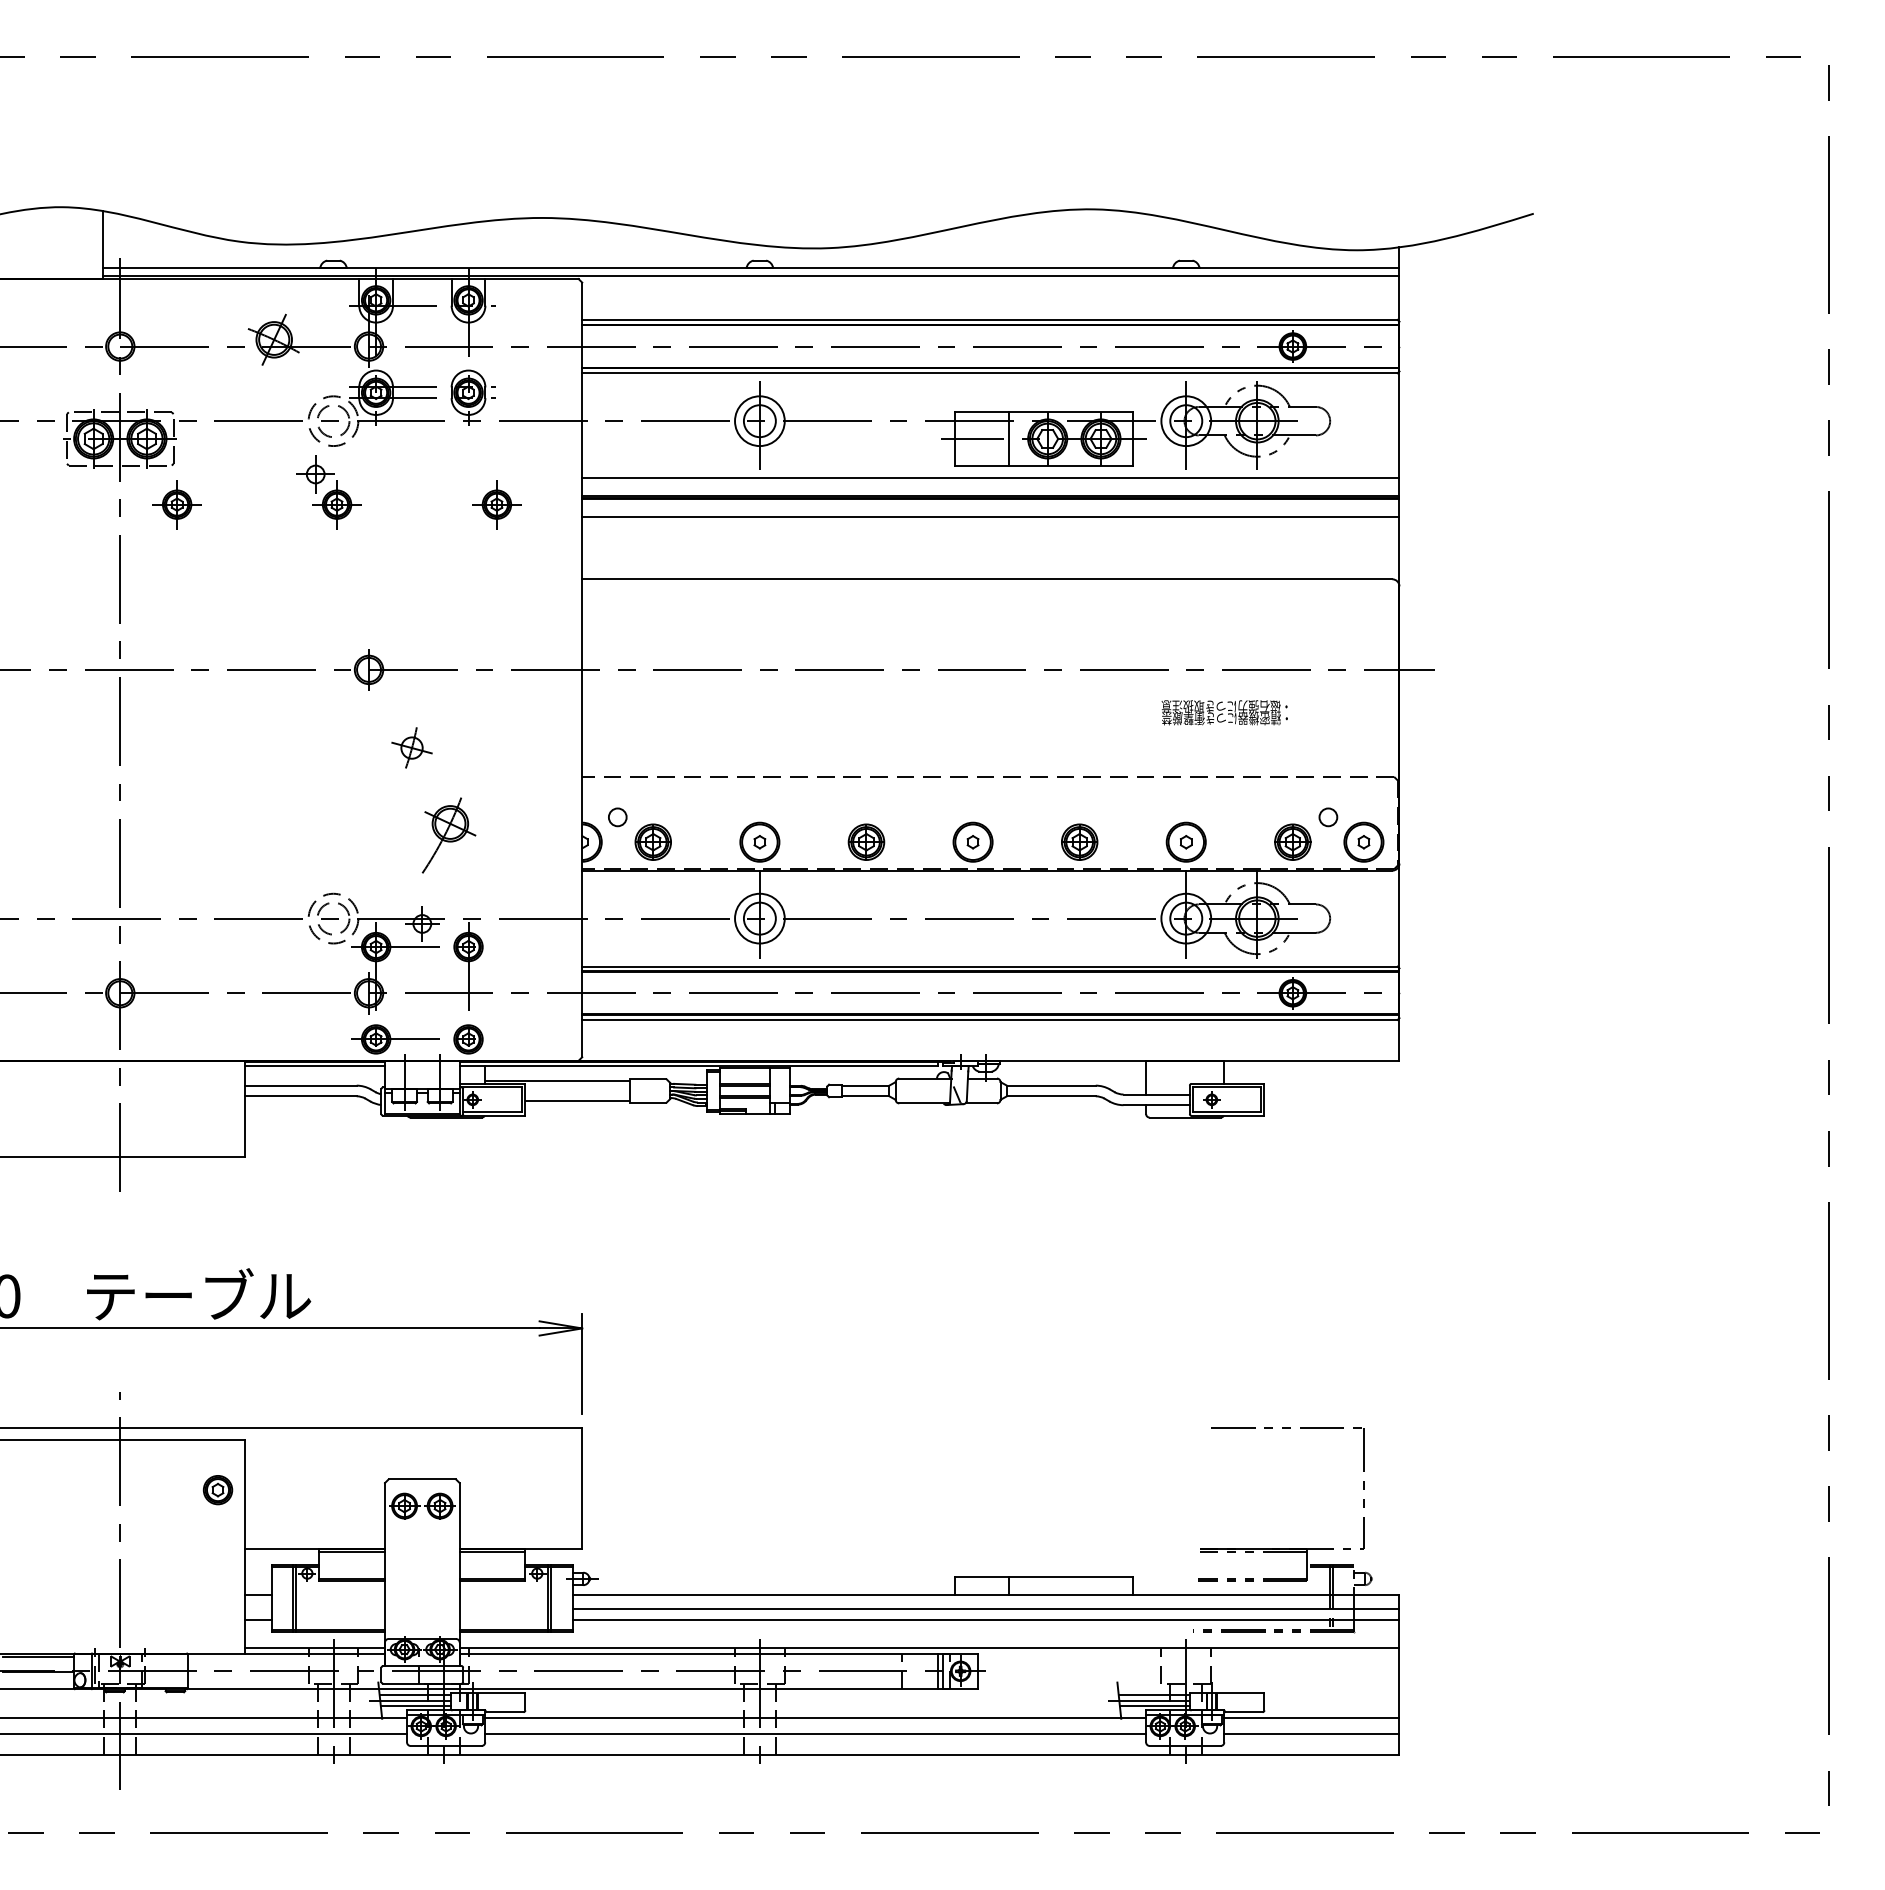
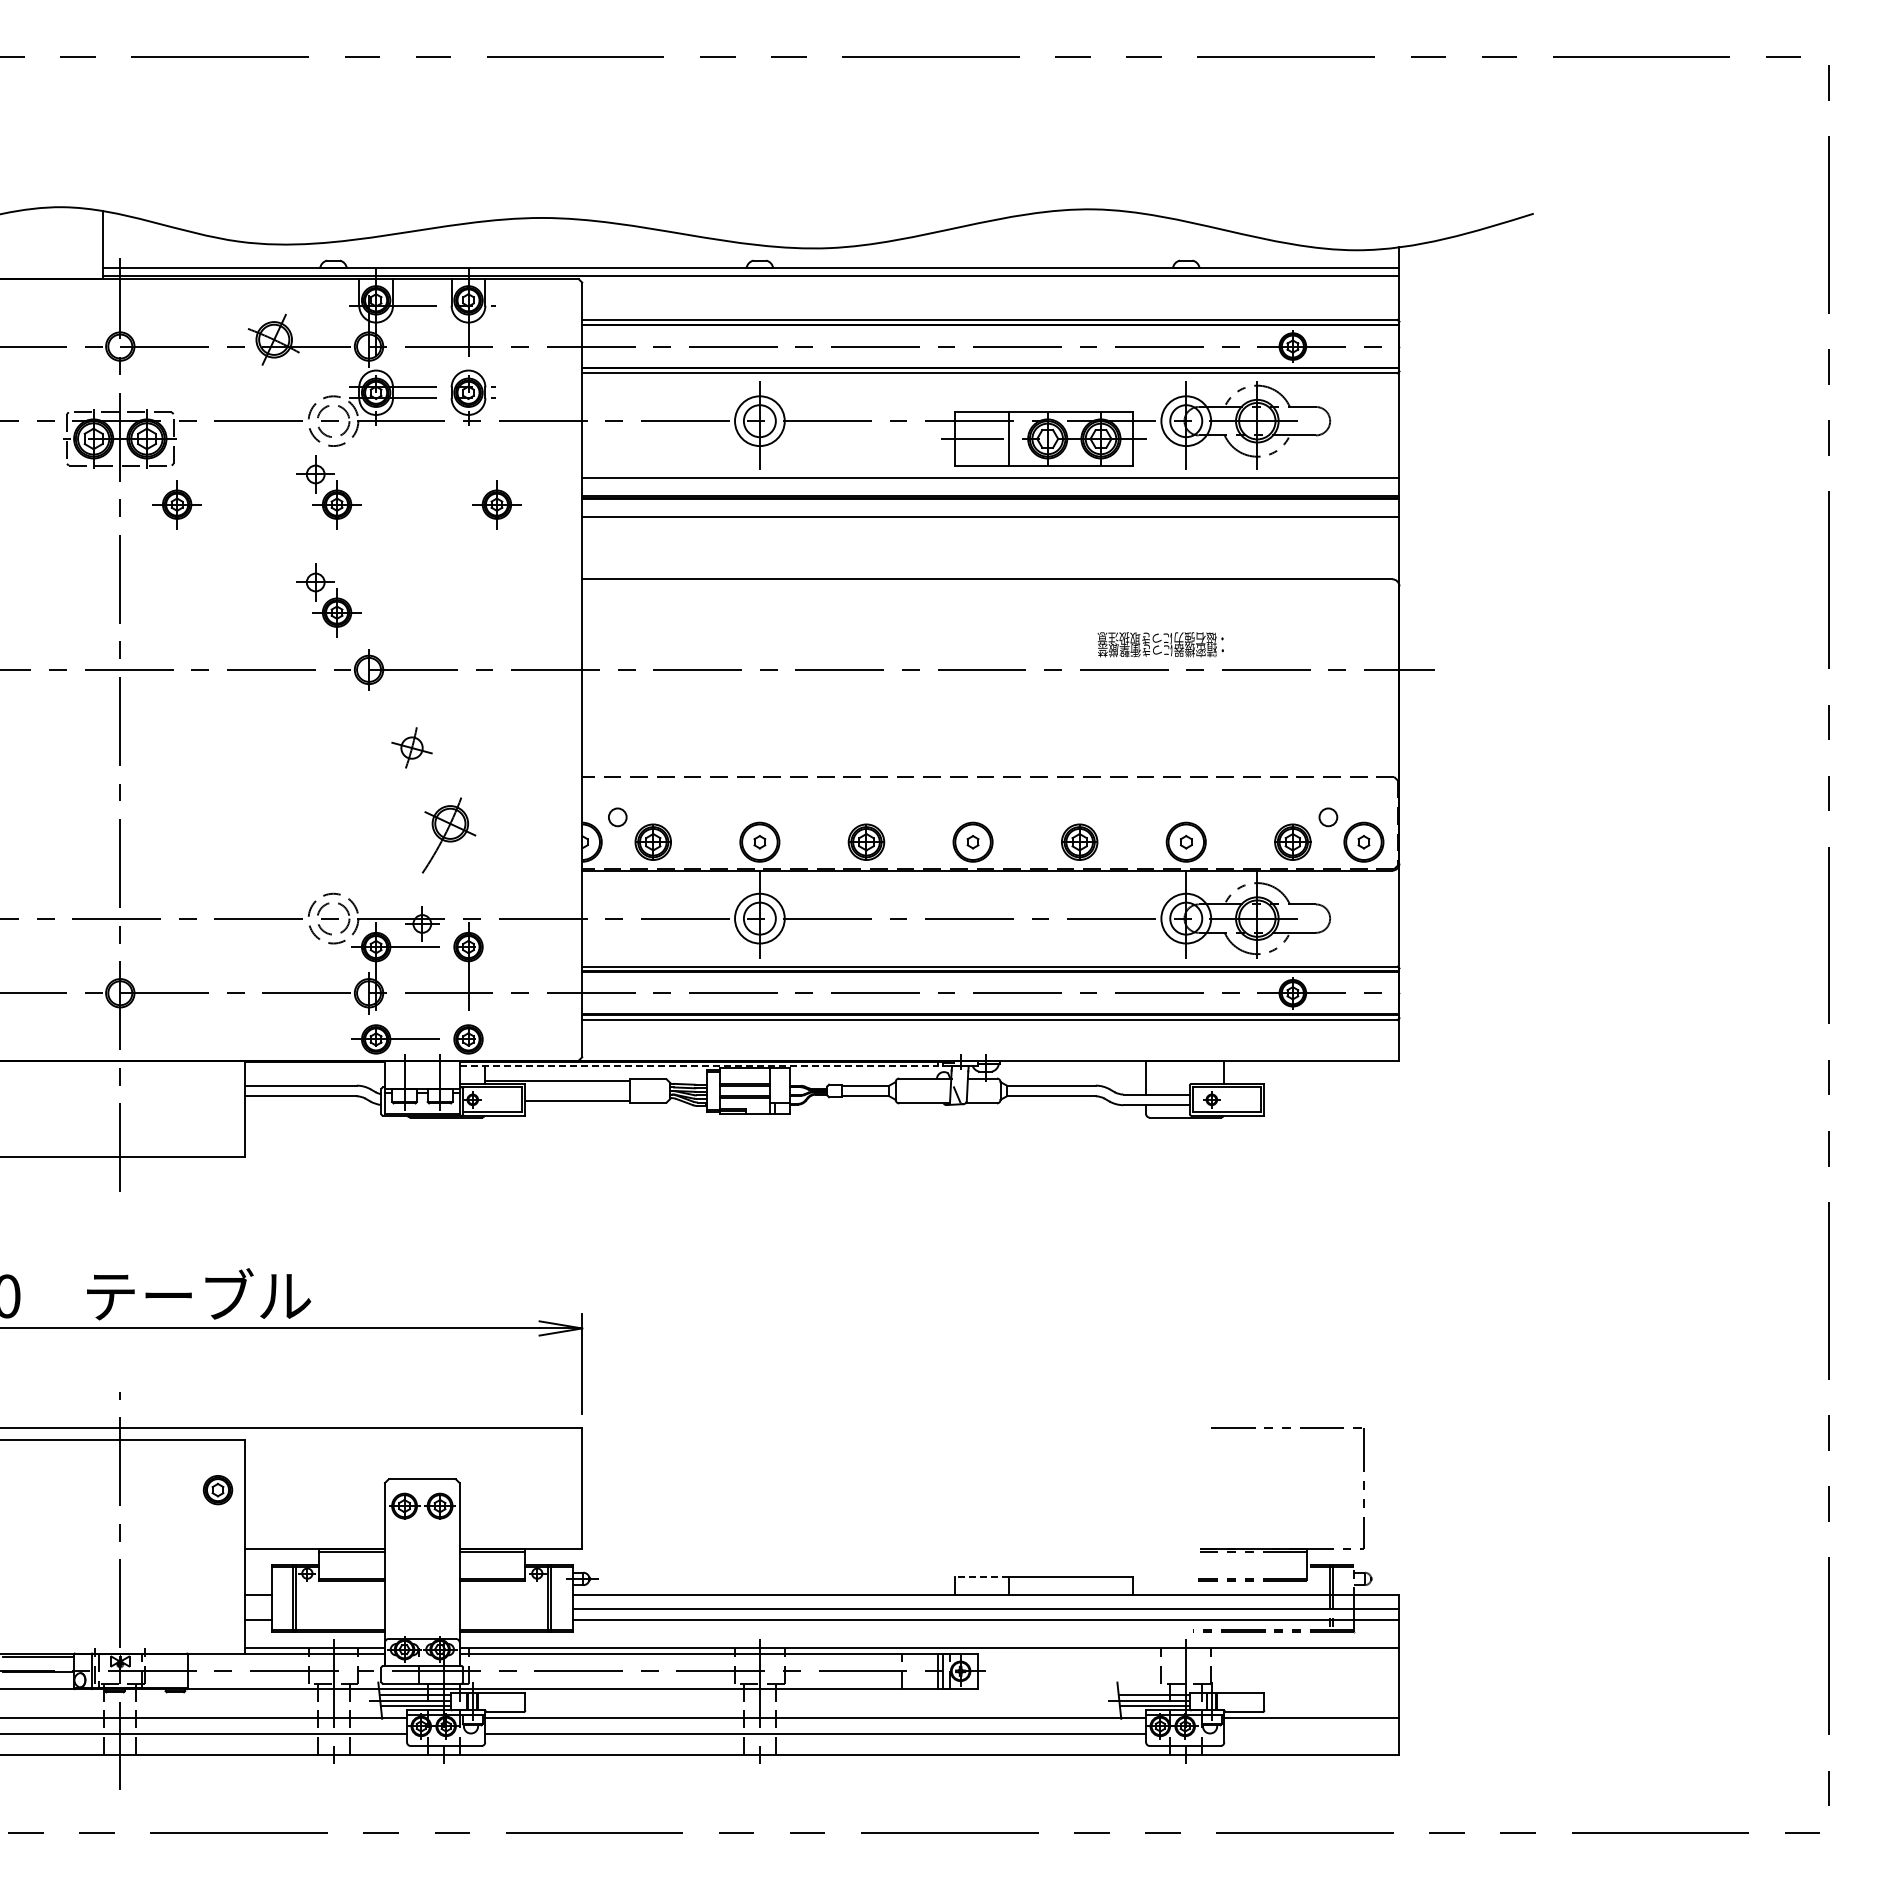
part: none -> present (328, 600)
text position: (1224, 712) -> (1160, 644) (1160, 644)
line: present -> none (314, 1066)
line: solid -> dashed (698, 1066)
line: solid -> dashed (981, 1577)
line: present -> none (1311, 1734)
